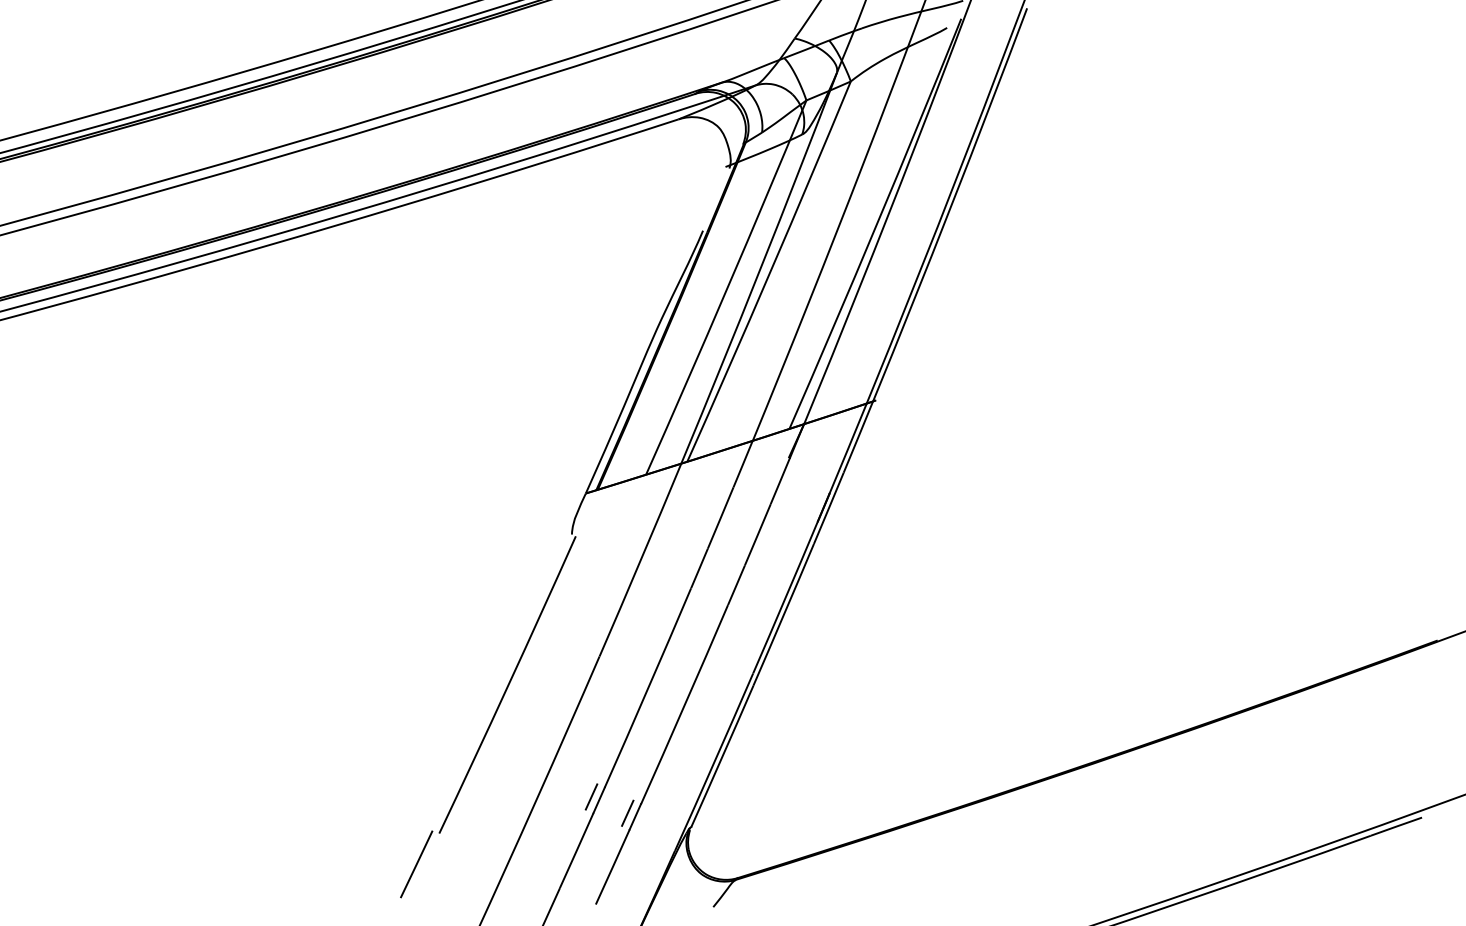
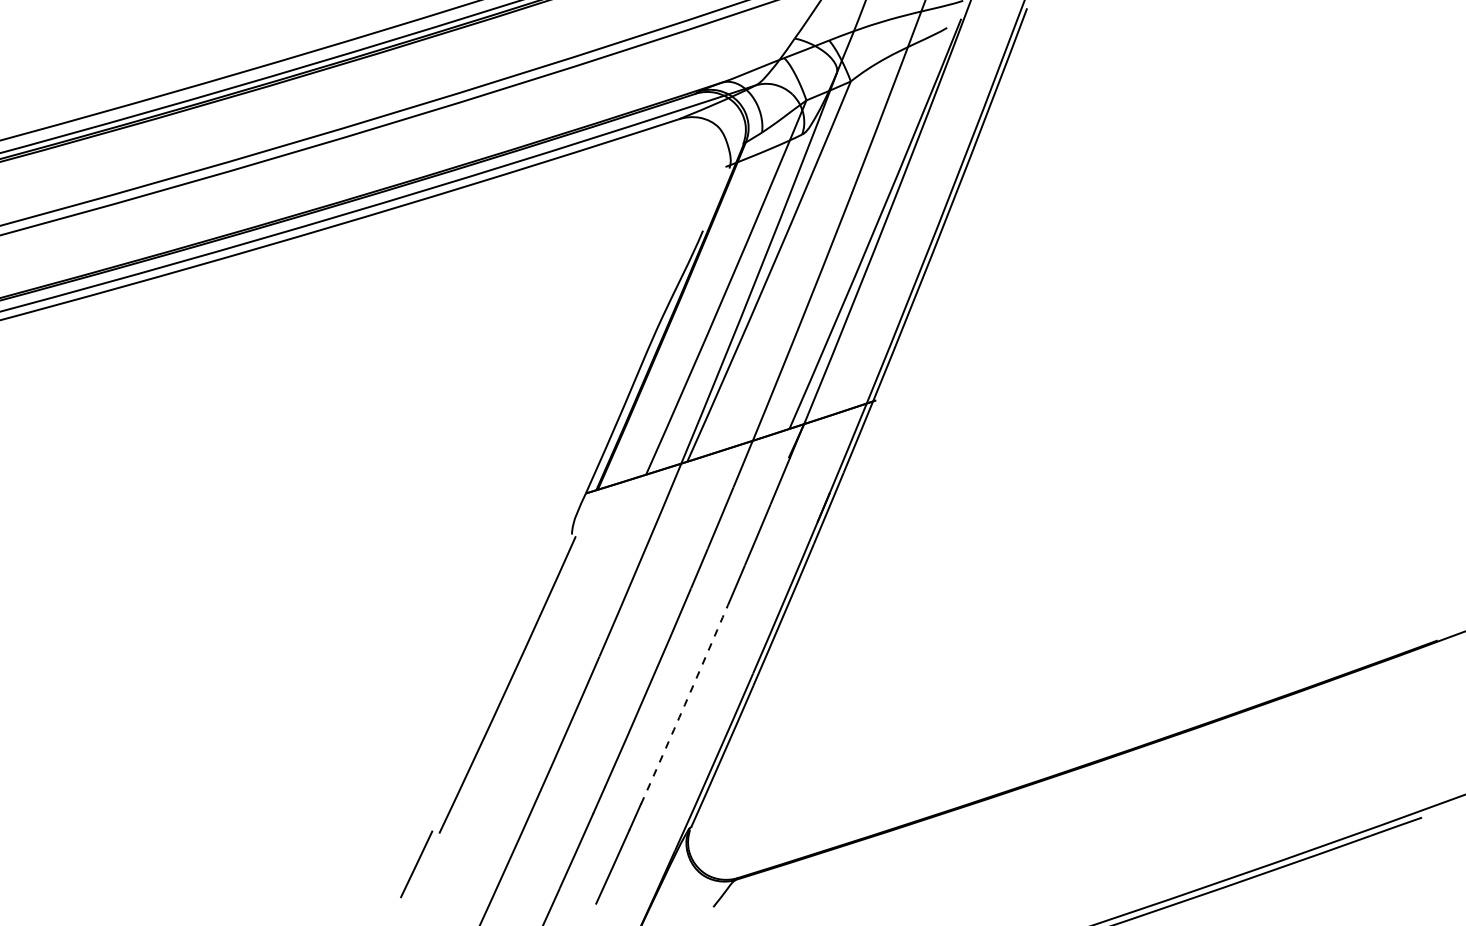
arc: solid -> dashed (684, 704)
line: present -> none (591, 796)
line: present -> none (627, 812)
